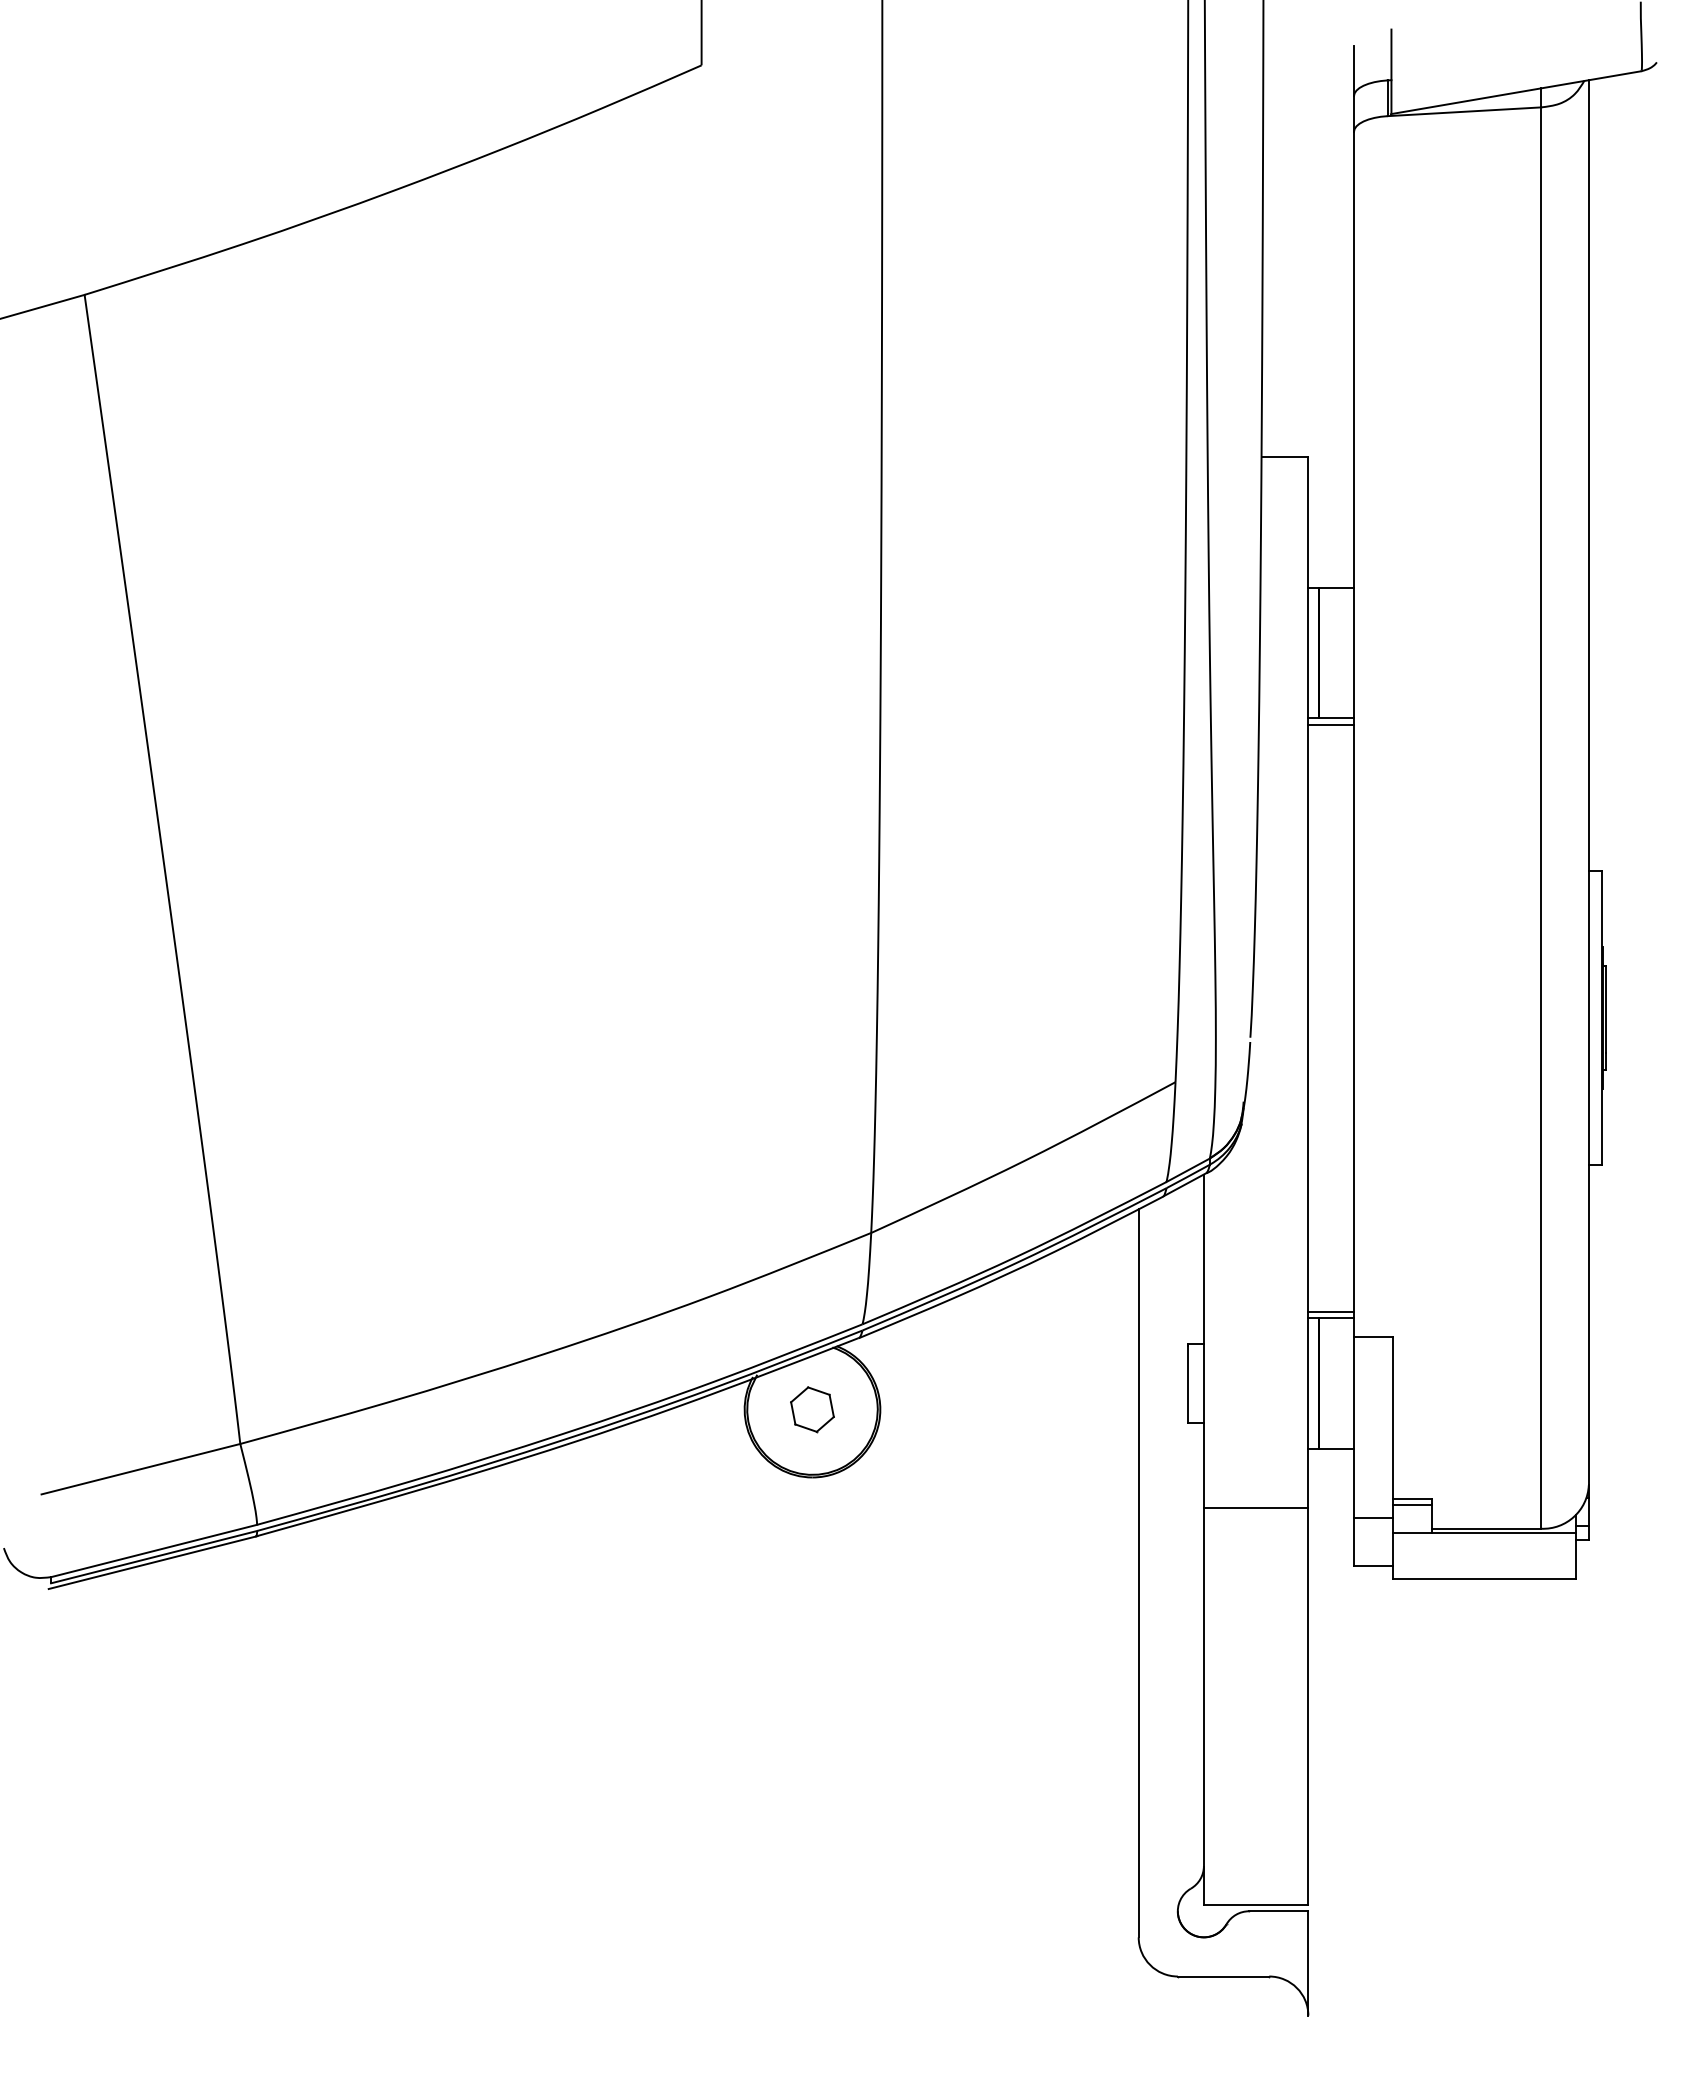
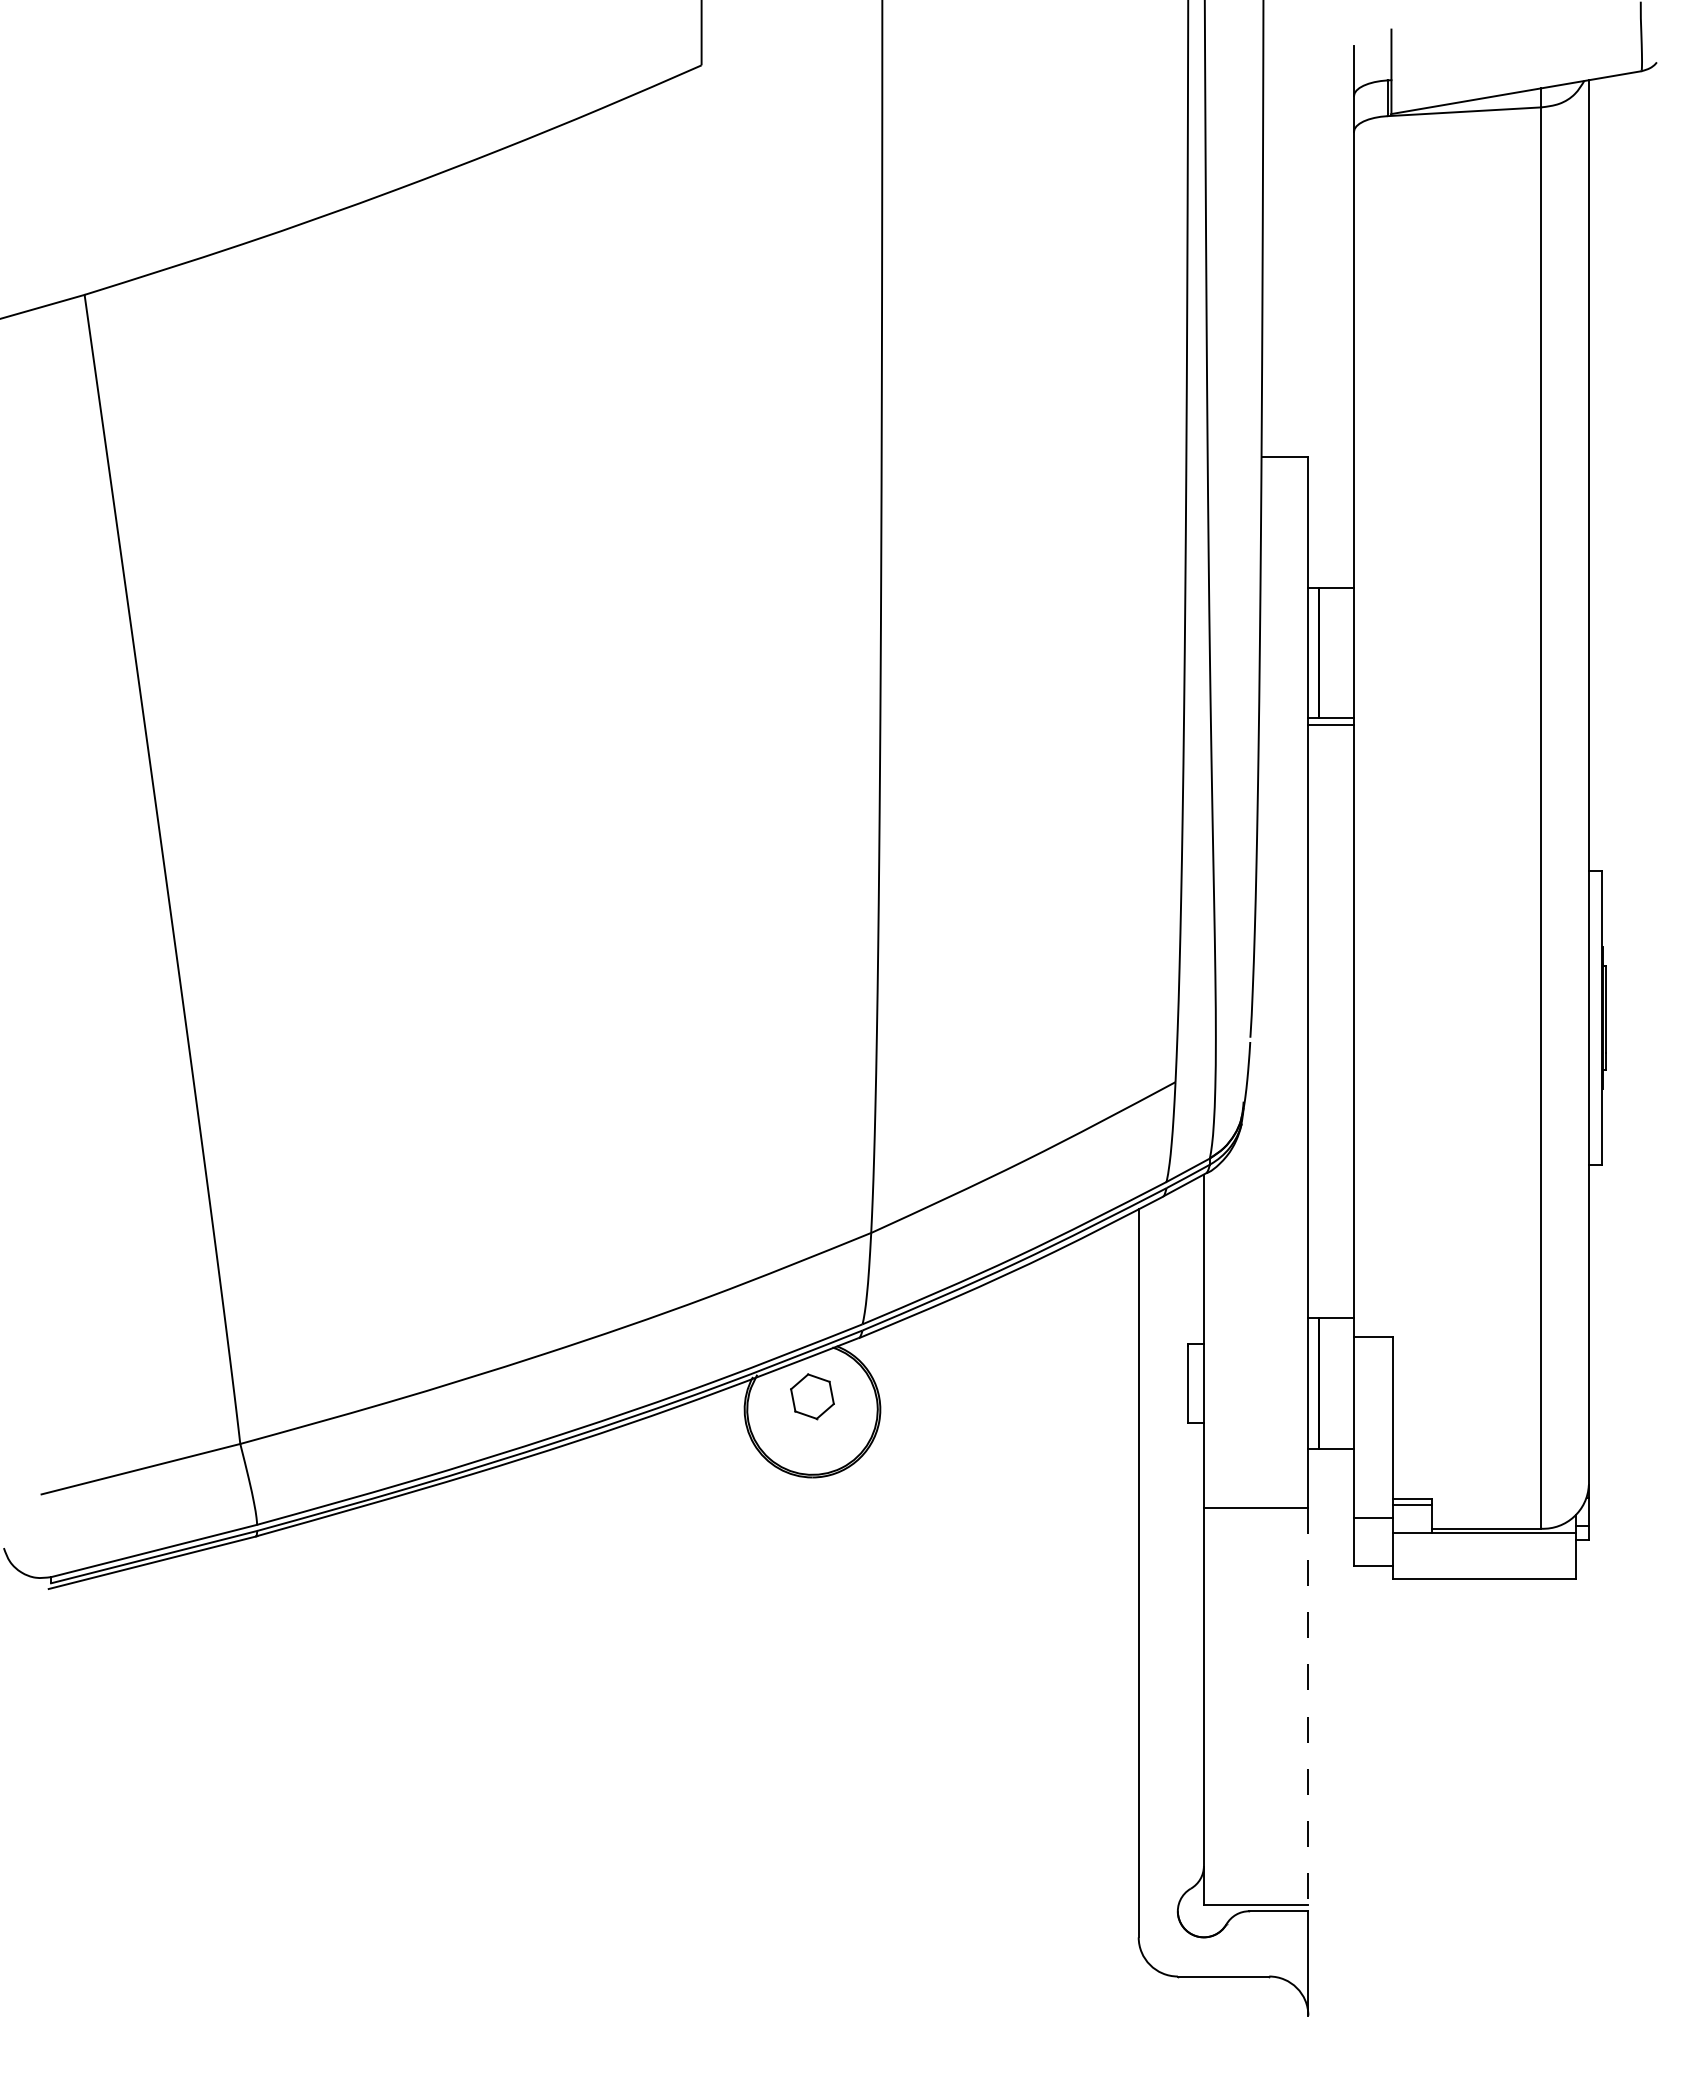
line: present -> none (1330, 1311)
part position: (812, 1409) -> (812, 1396) (812, 1396)
line: solid -> dashed (1308, 1706)
